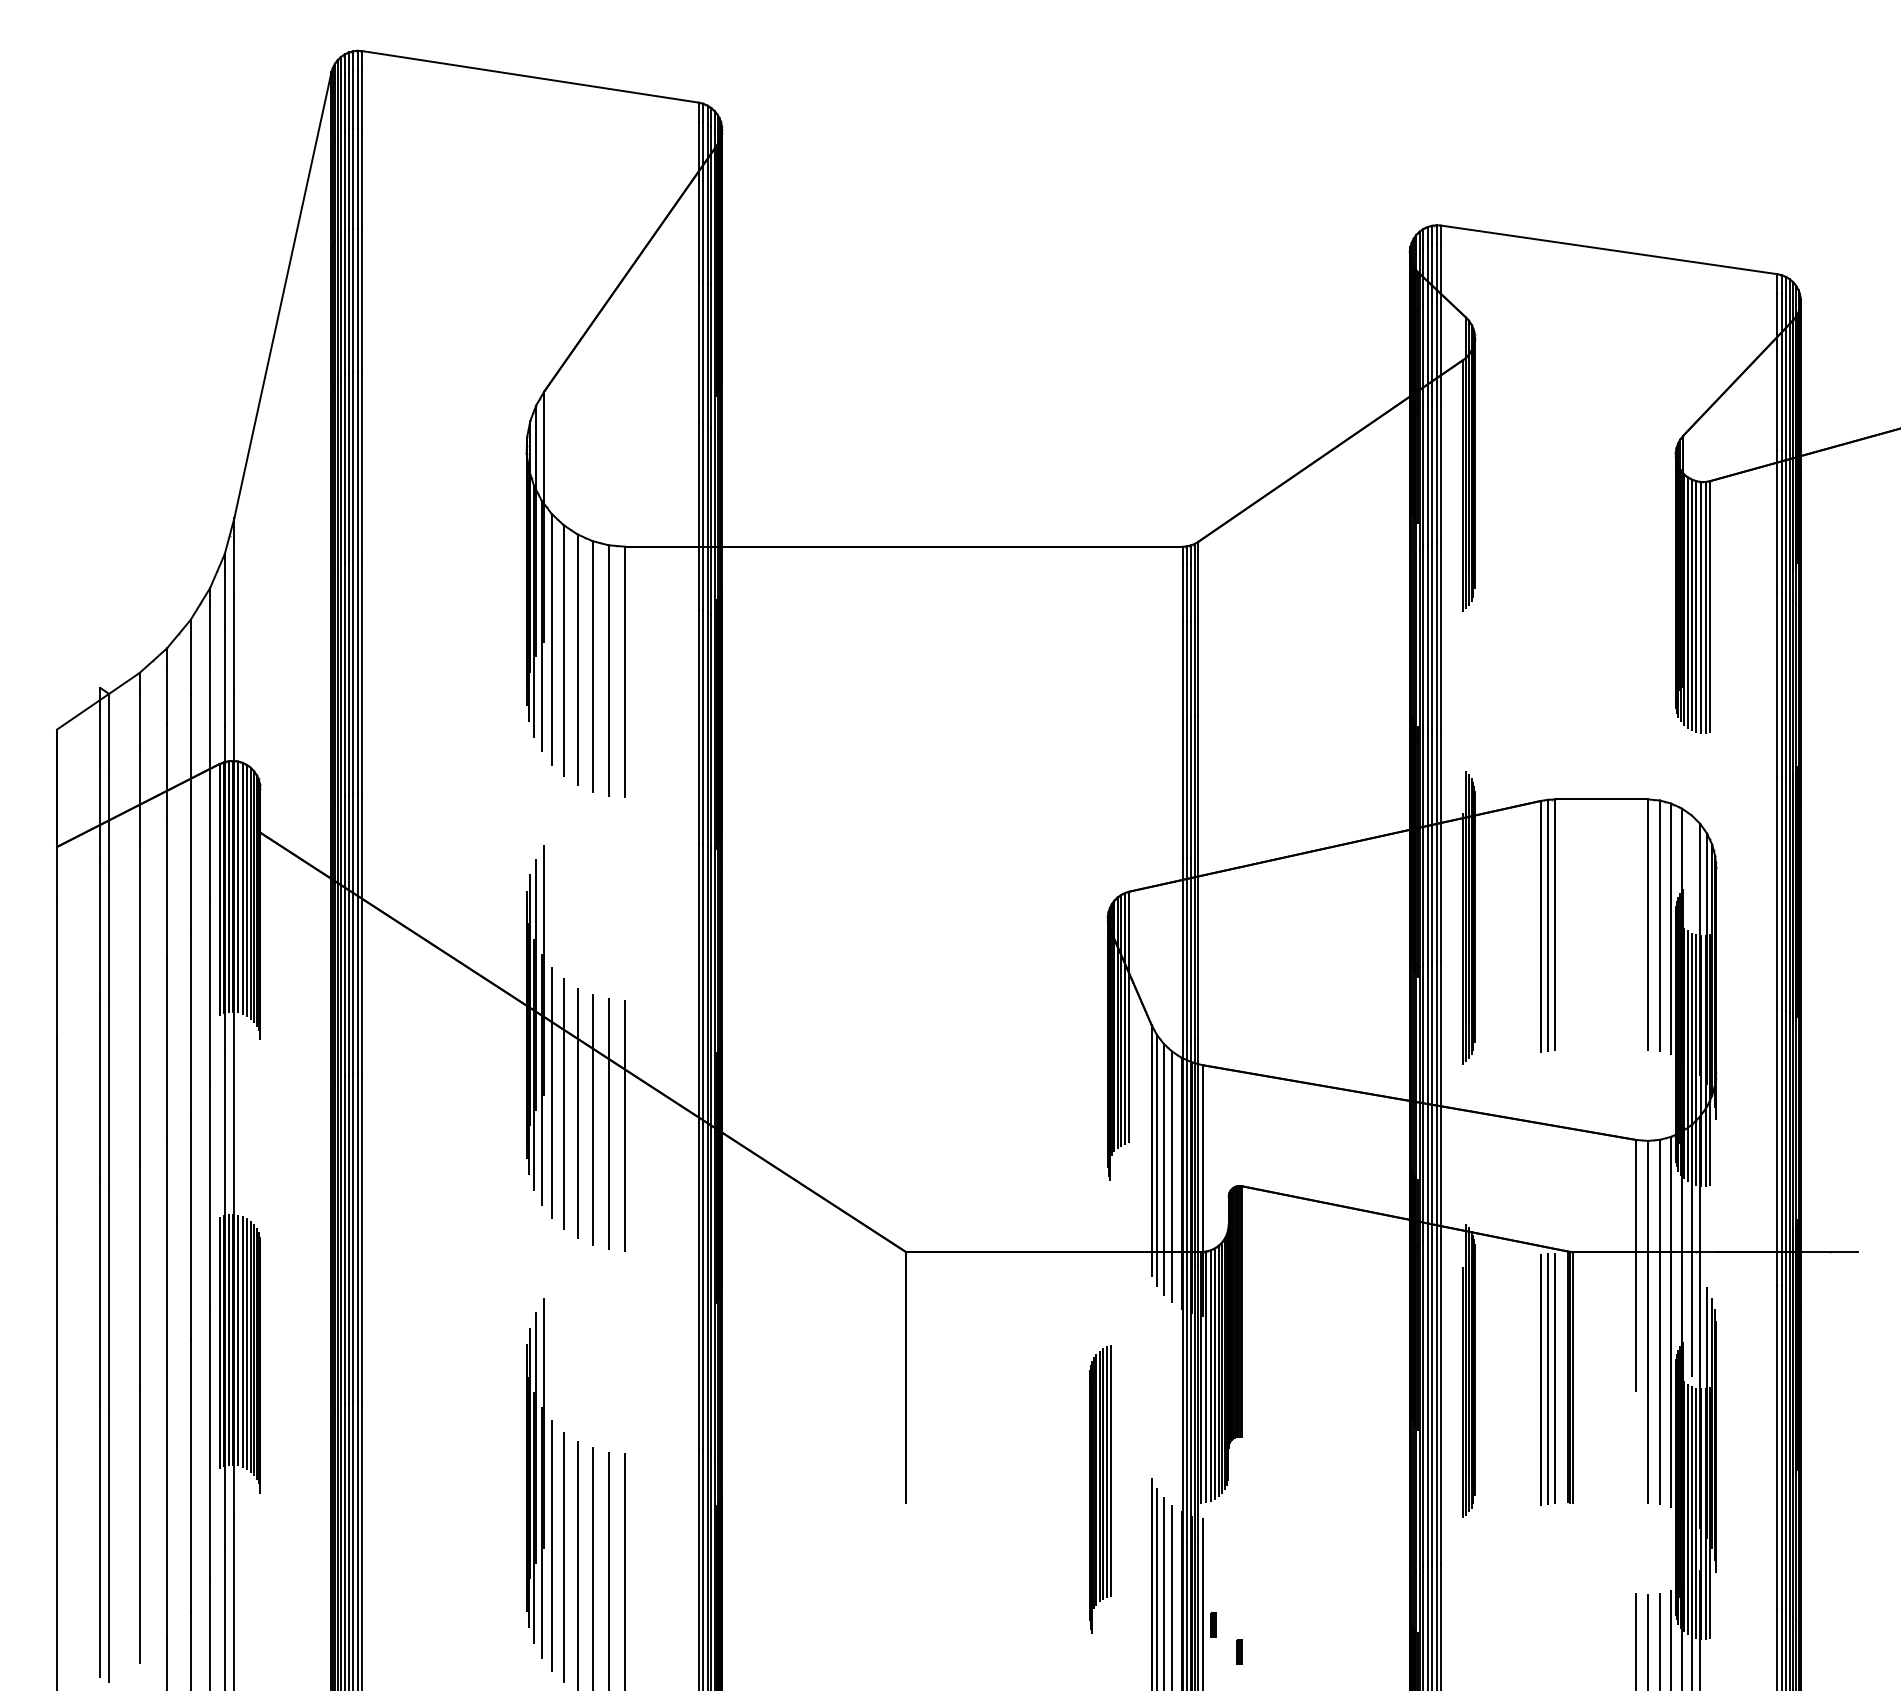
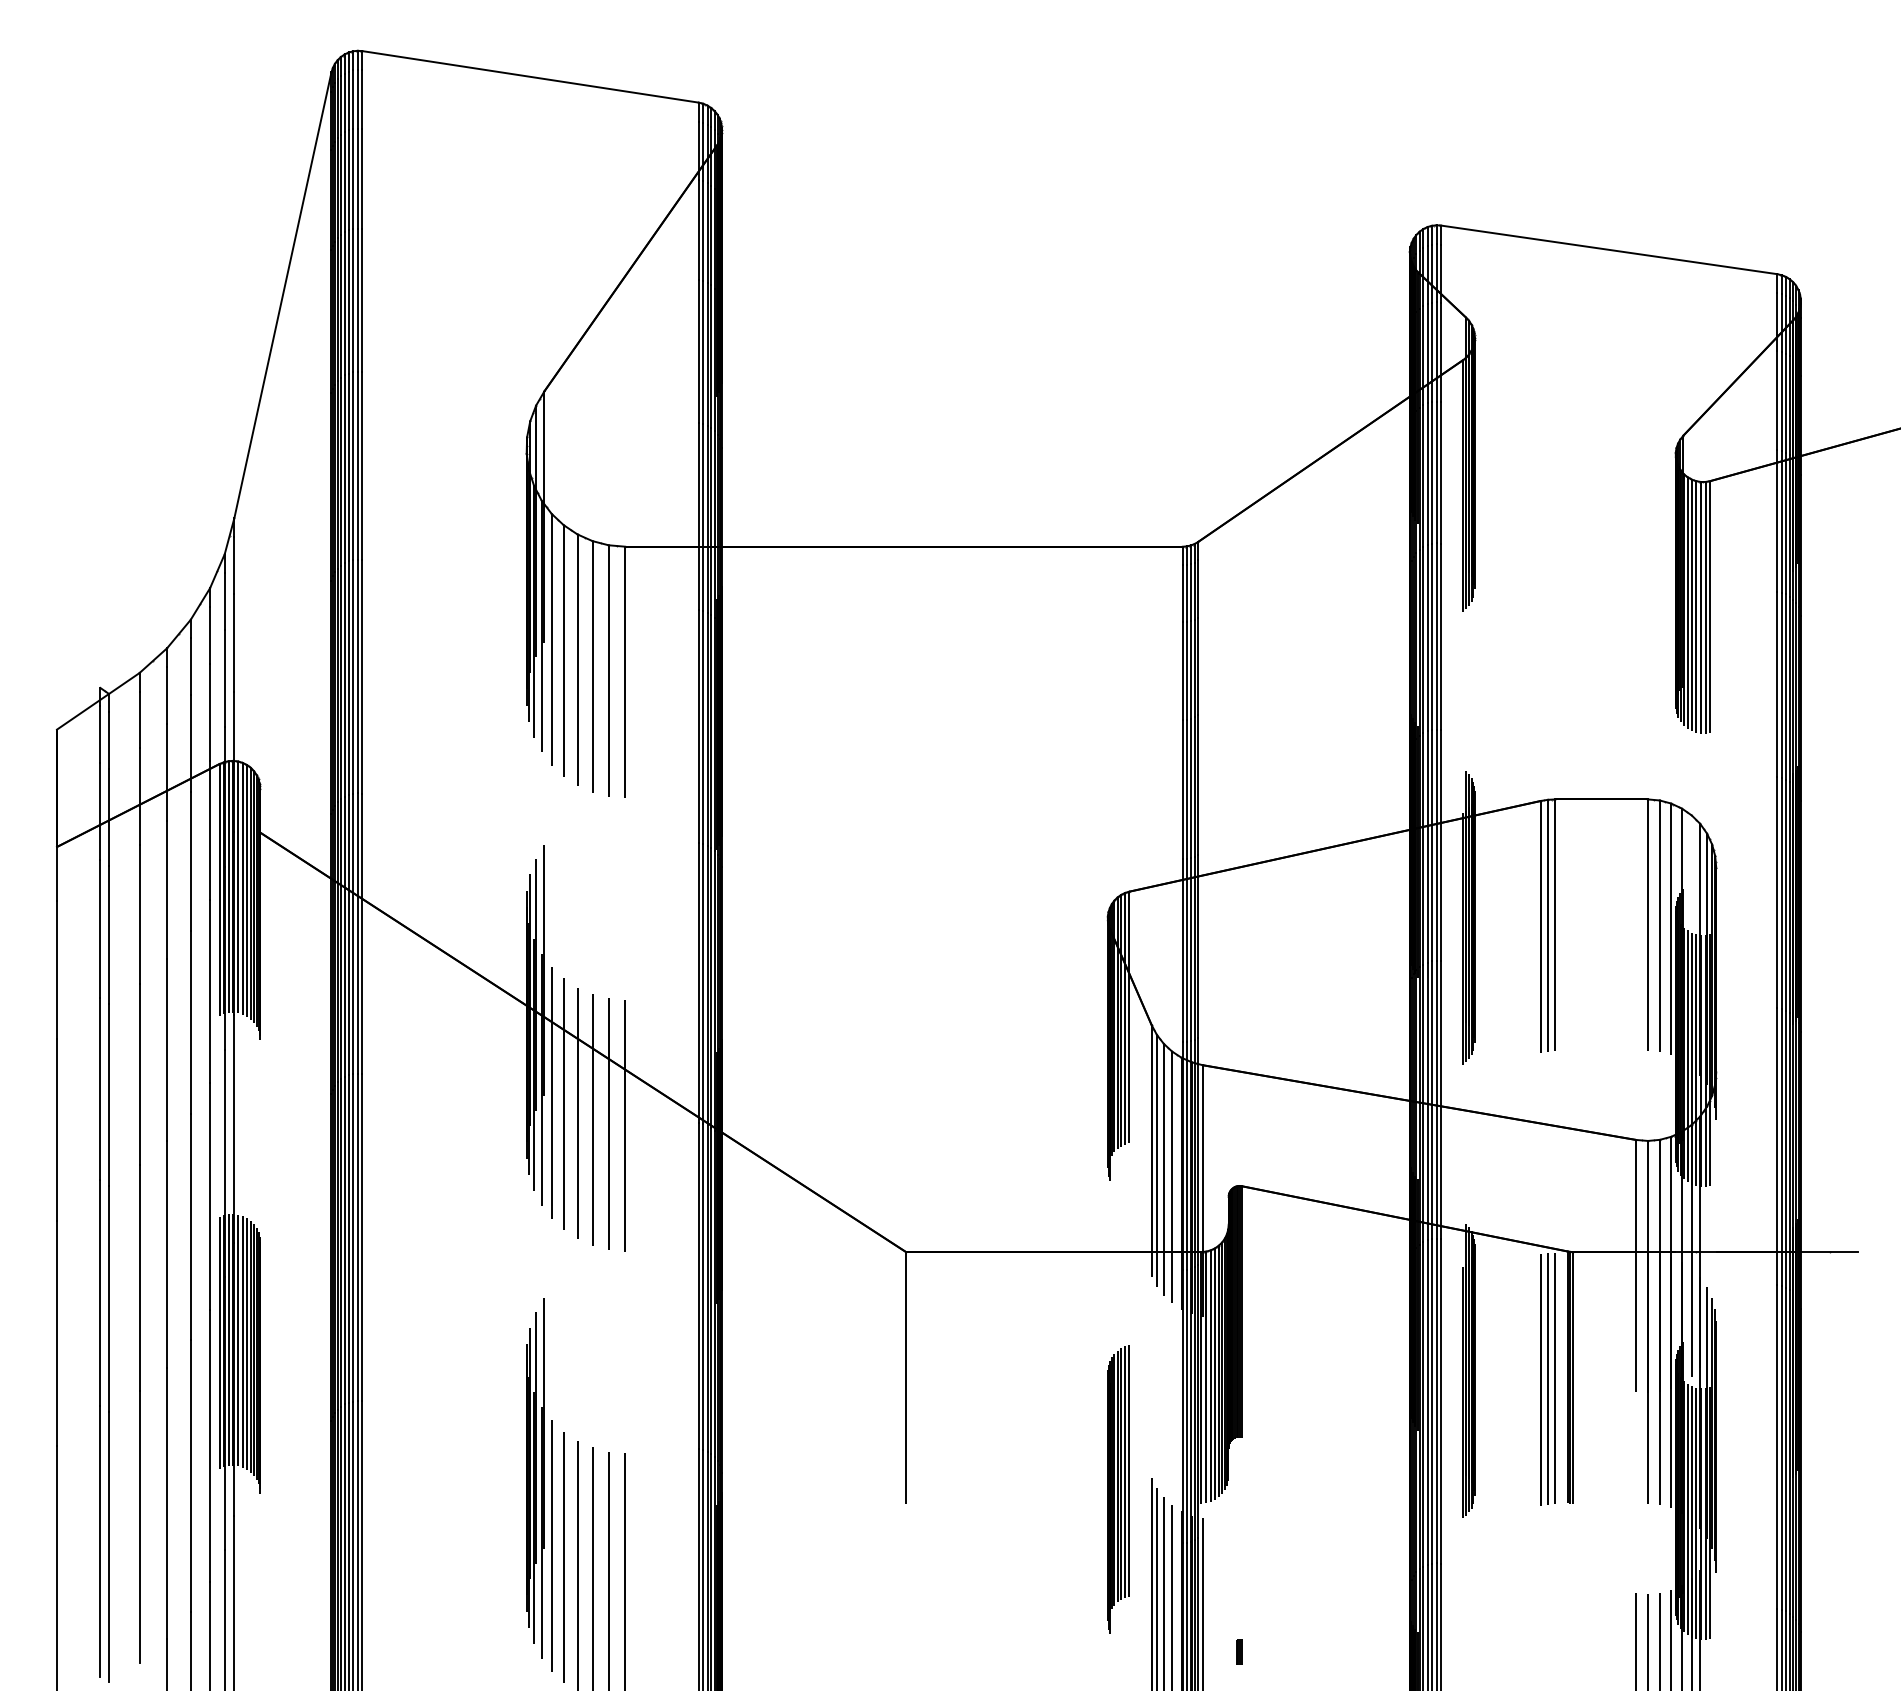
part position: (1100, 1489) -> (1118, 1489) (1118, 1489)
part: present -> none (1213, 1624)
